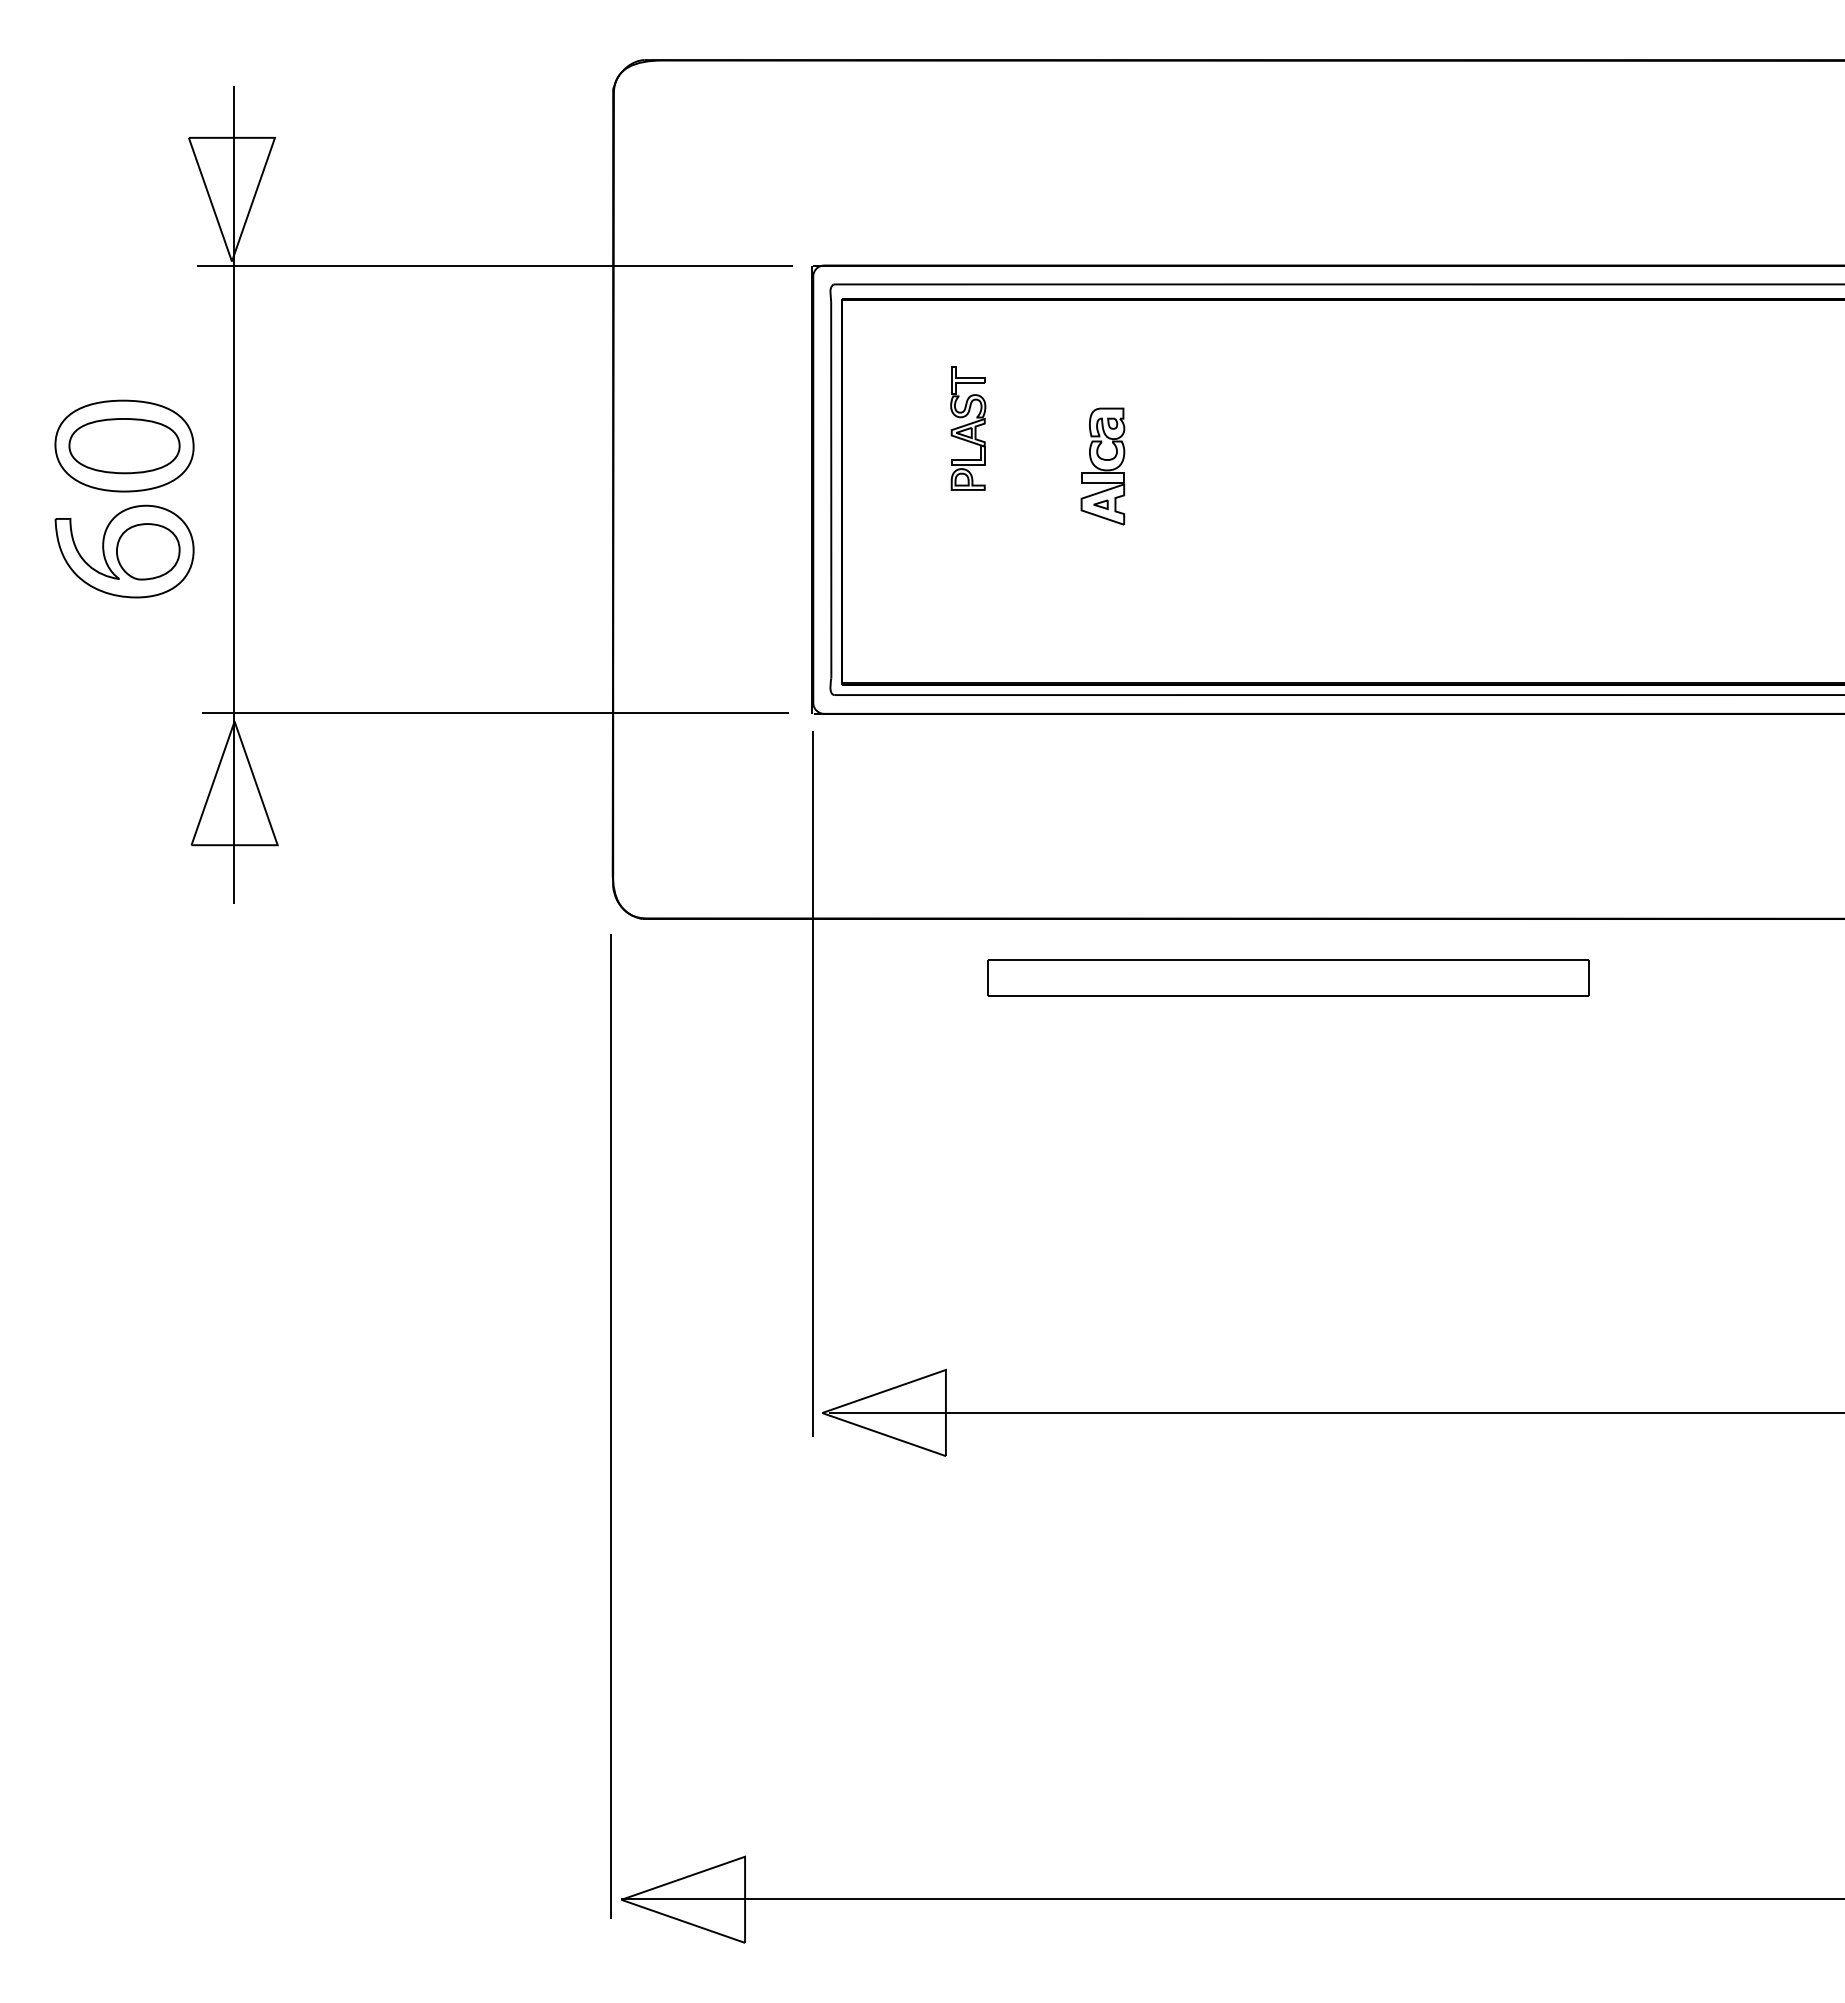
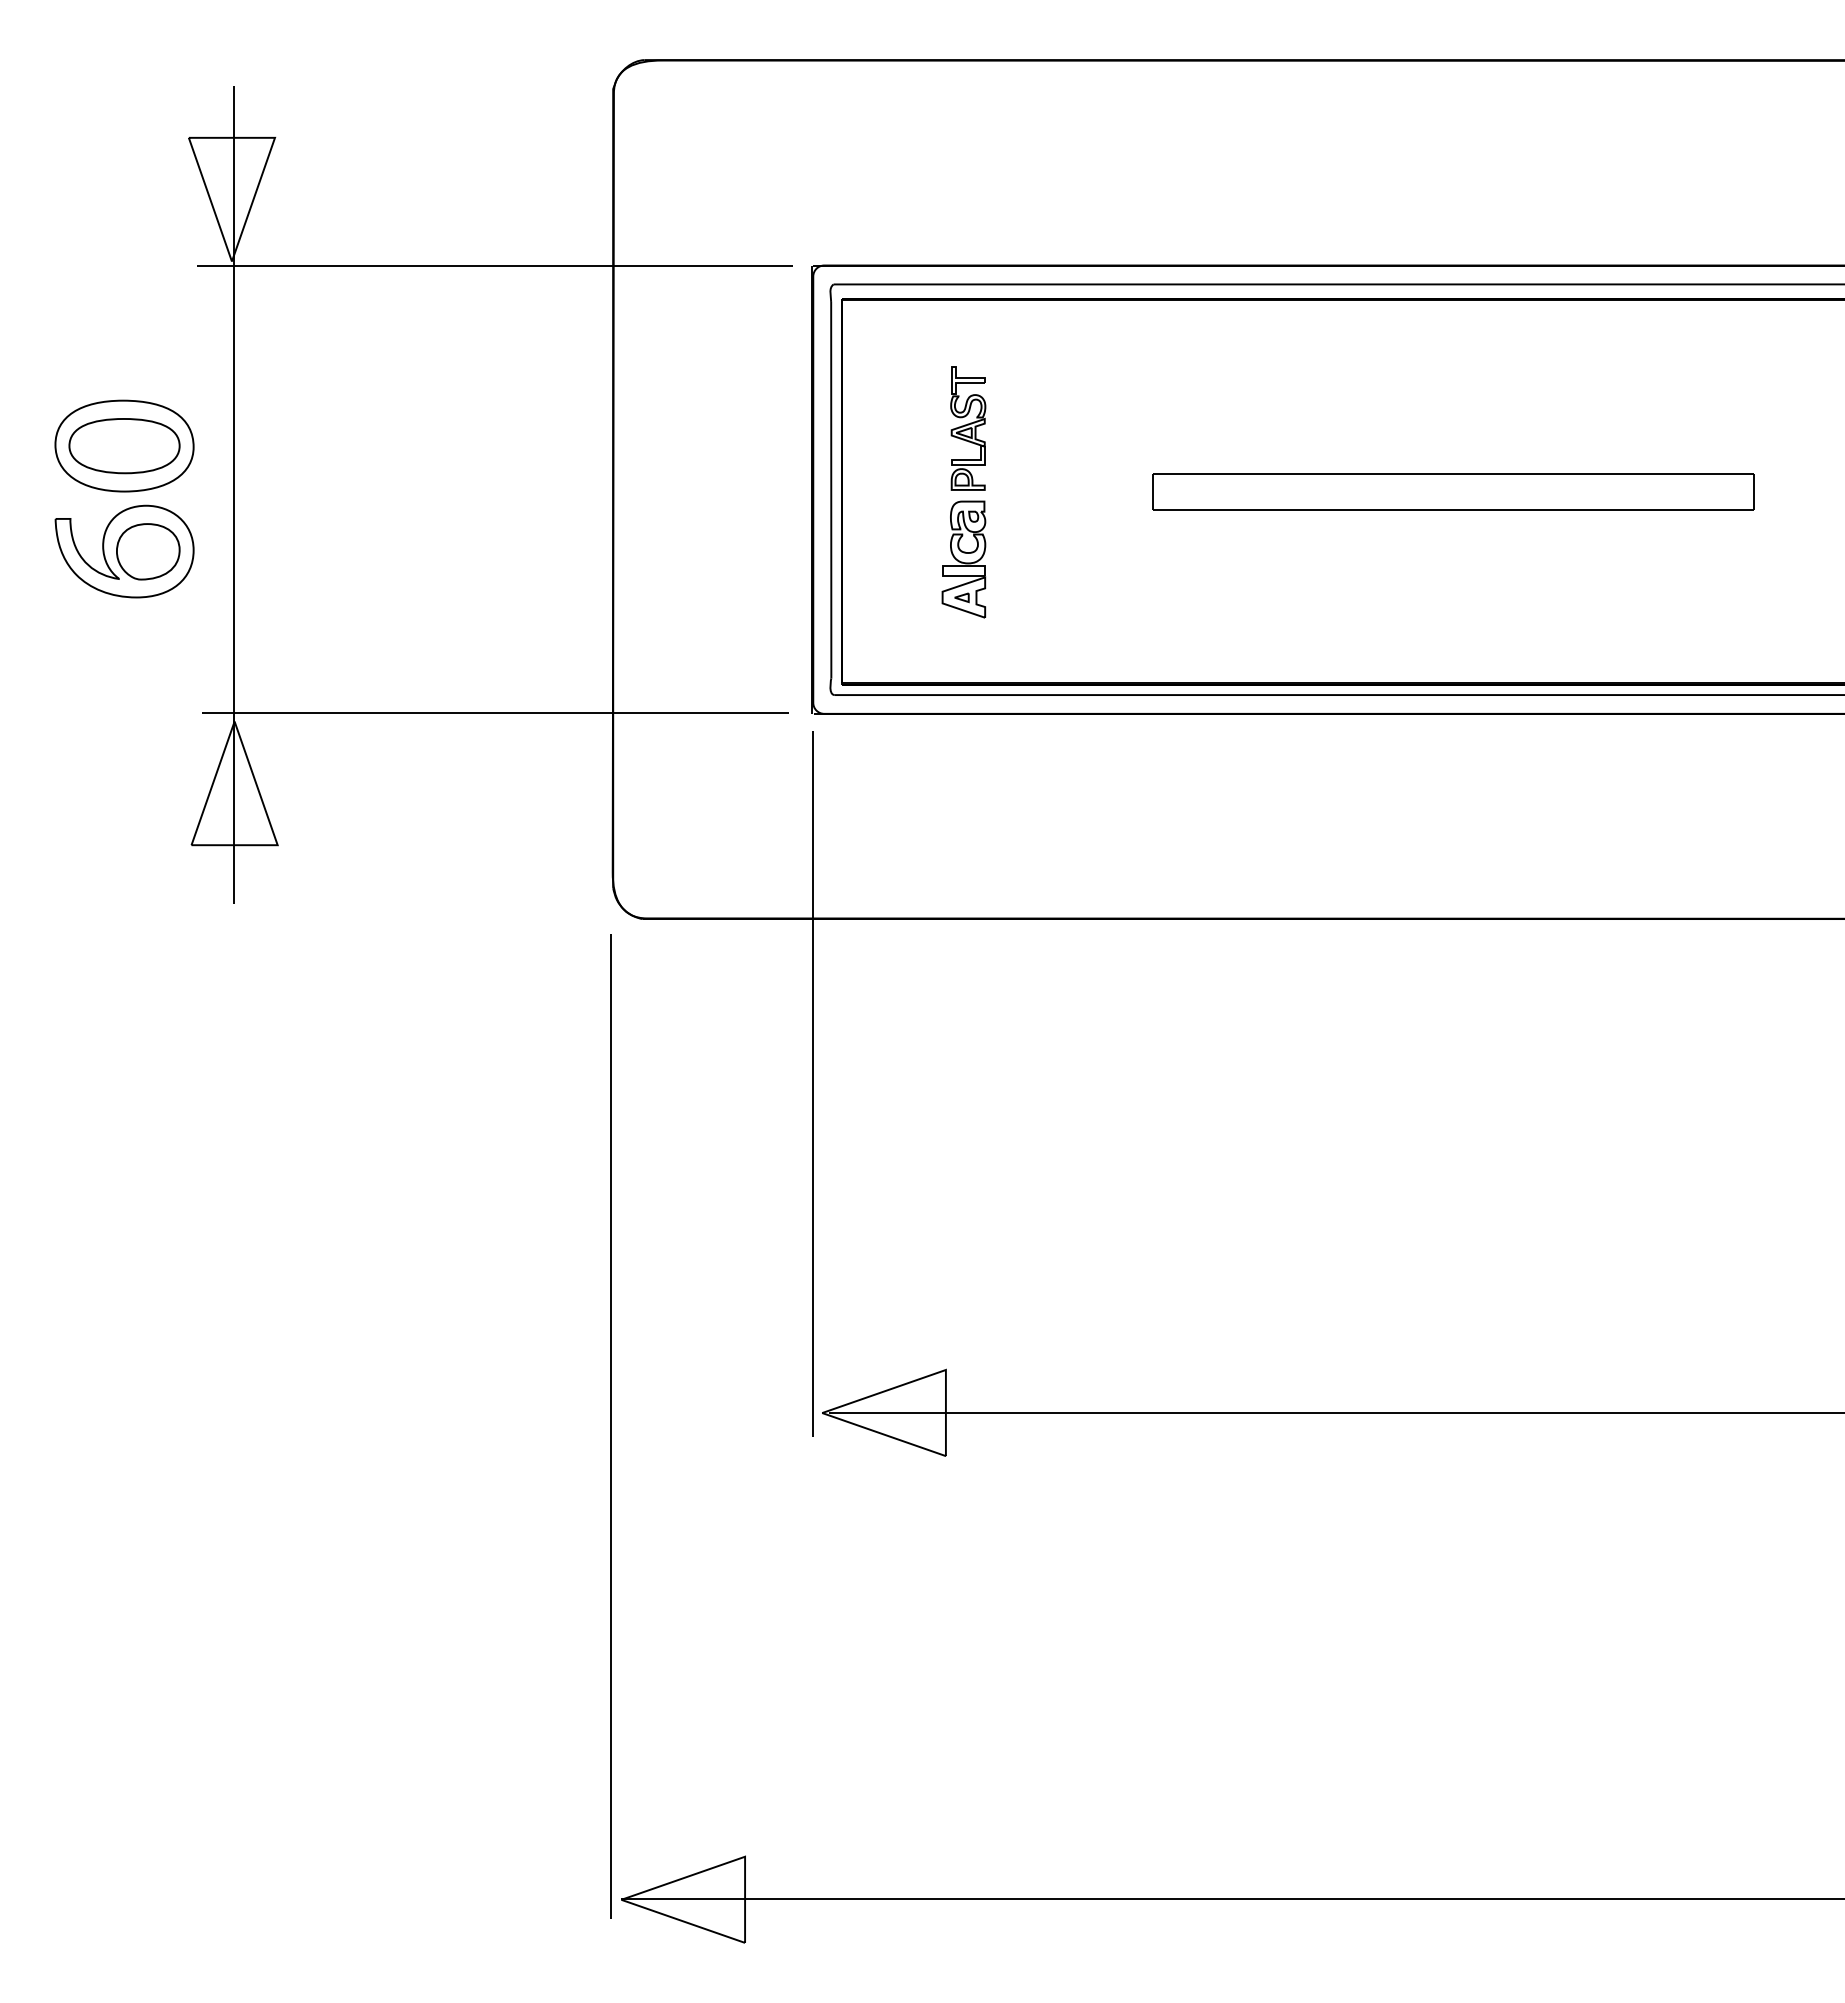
part position: (1102, 466) -> (963, 559) (963, 559)
part position: (1288, 977) -> (1453, 491) (1453, 491)
